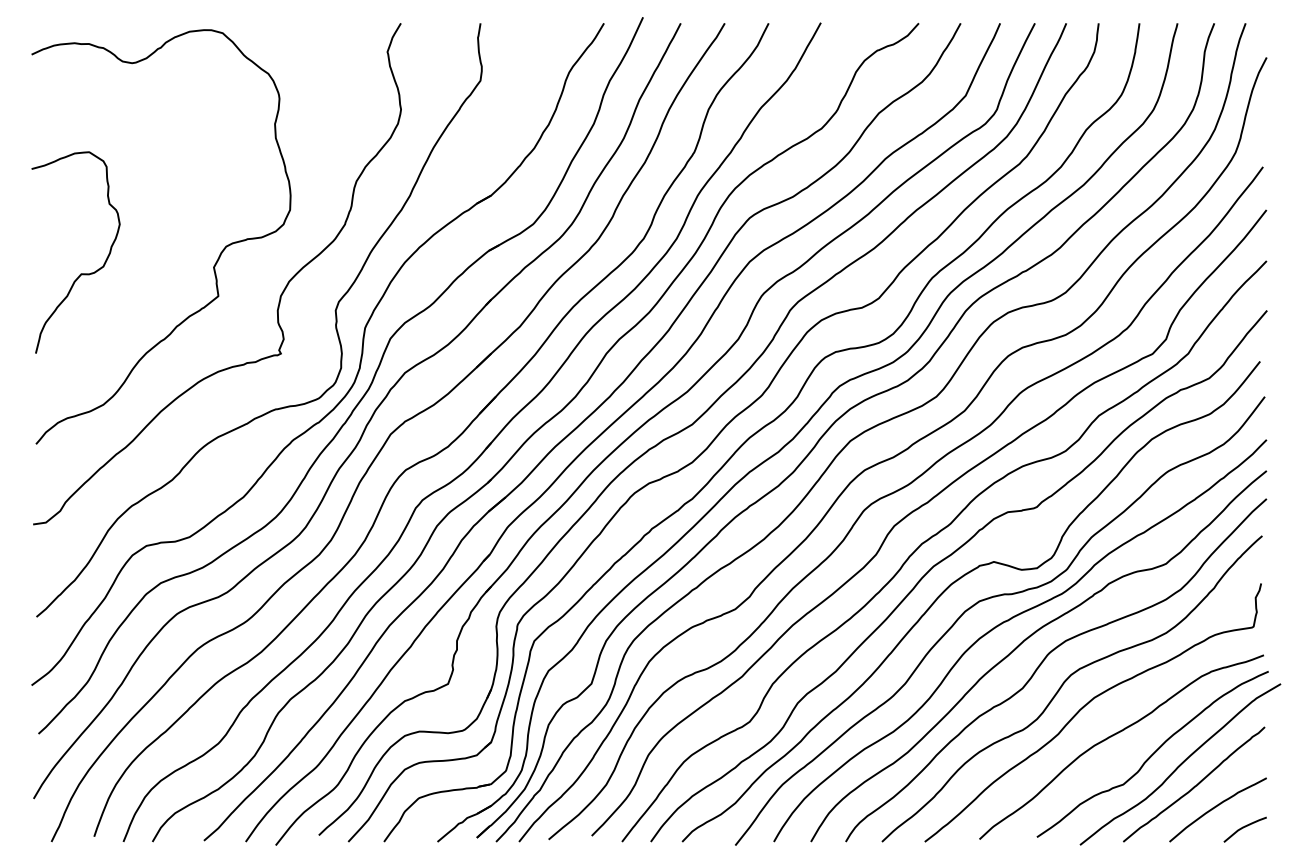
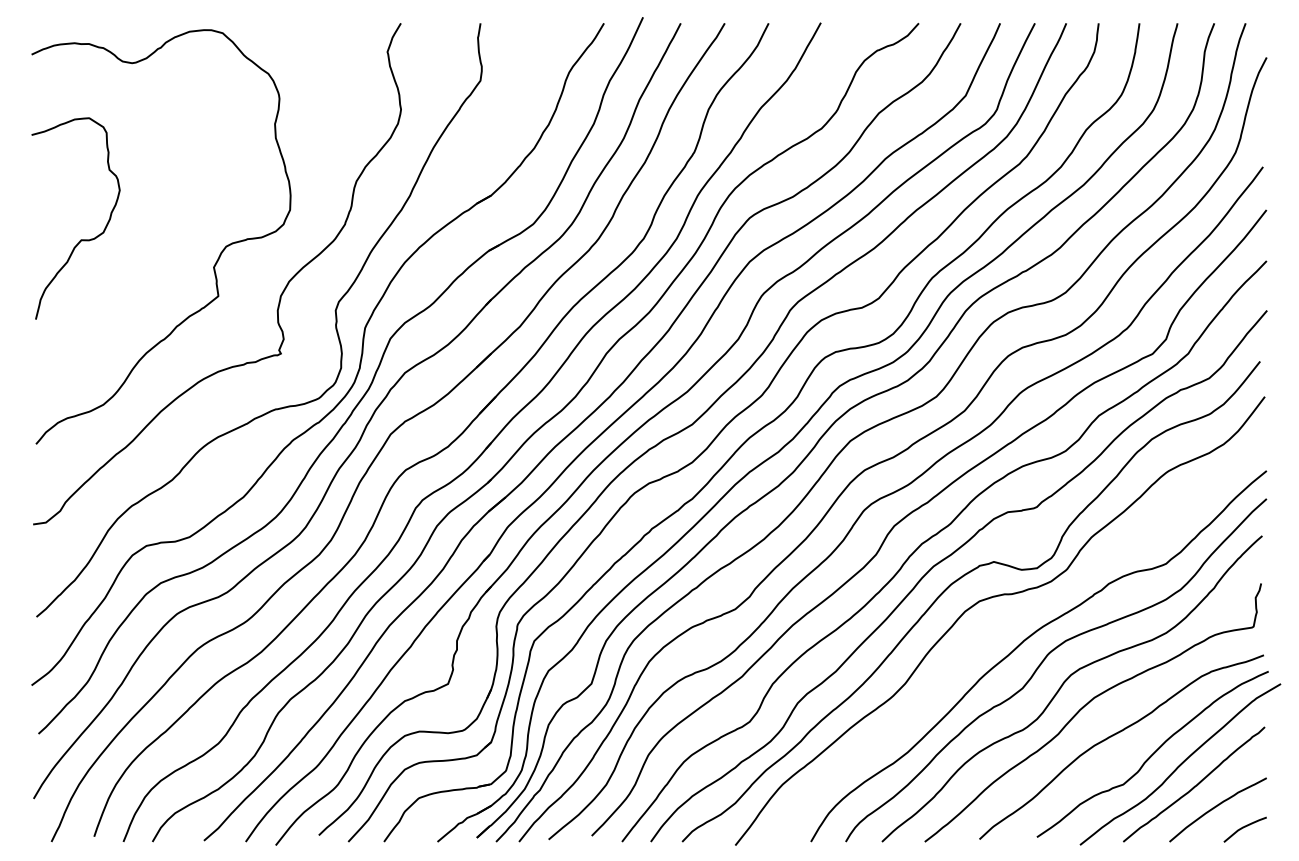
curve position: (80, 273) -> (80, 239) (80, 239)
curve: present -> none (1010, 620)
